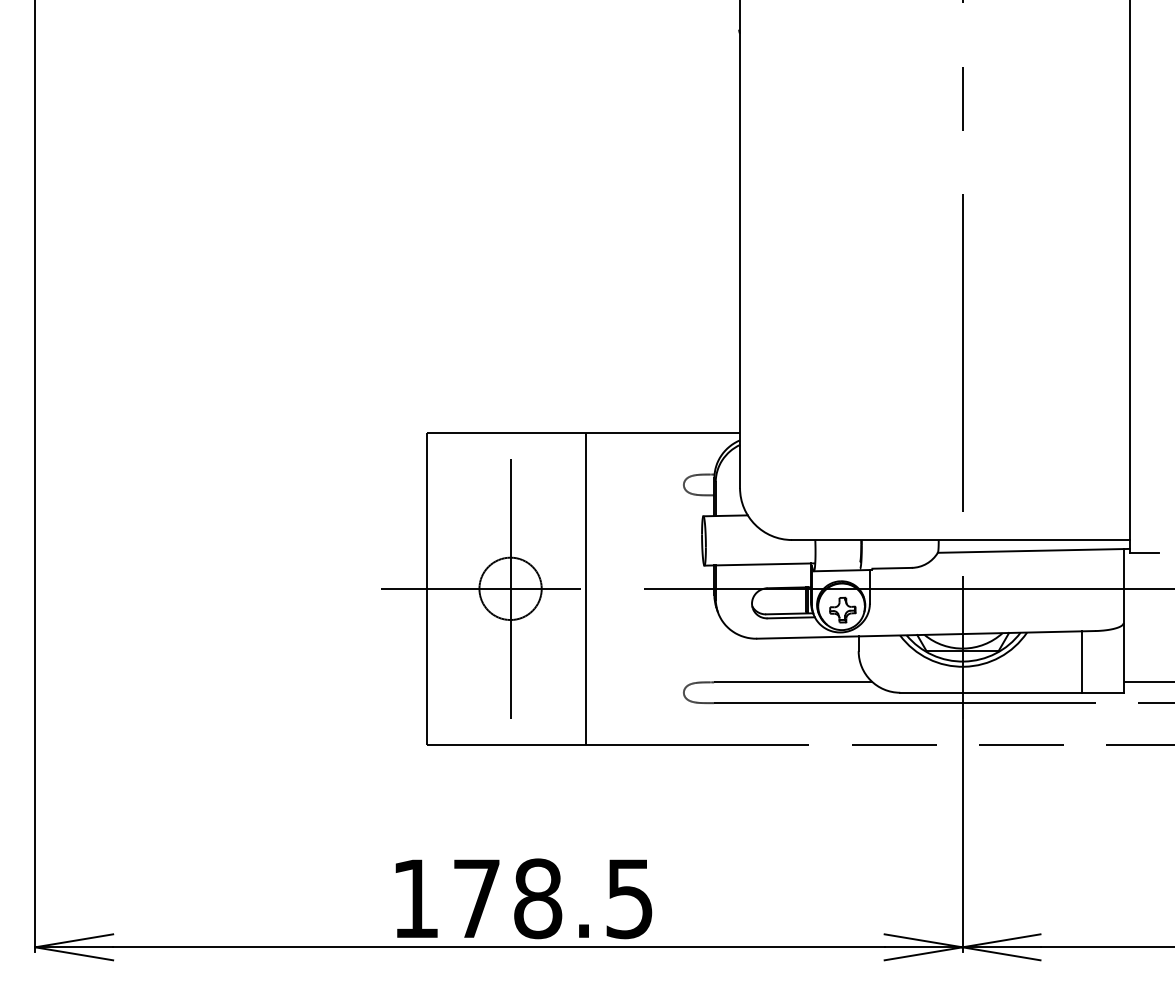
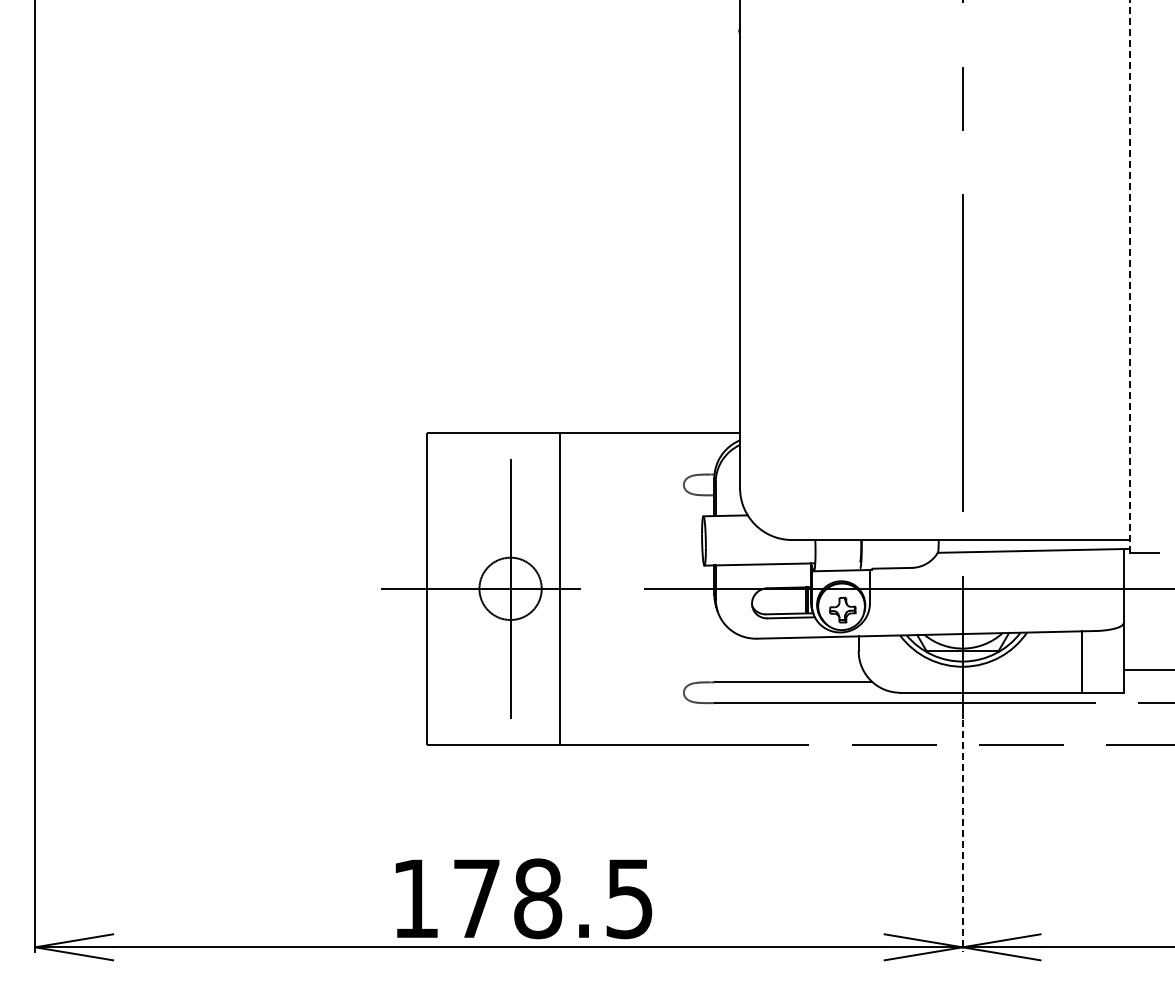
line: solid -> dashed (1129, 276)
line position: (585, 588) -> (559, 588) (559, 588)
line position: (1147, 682) -> (1147, 670) (1147, 670)
line: solid -> dashed (962, 836)
